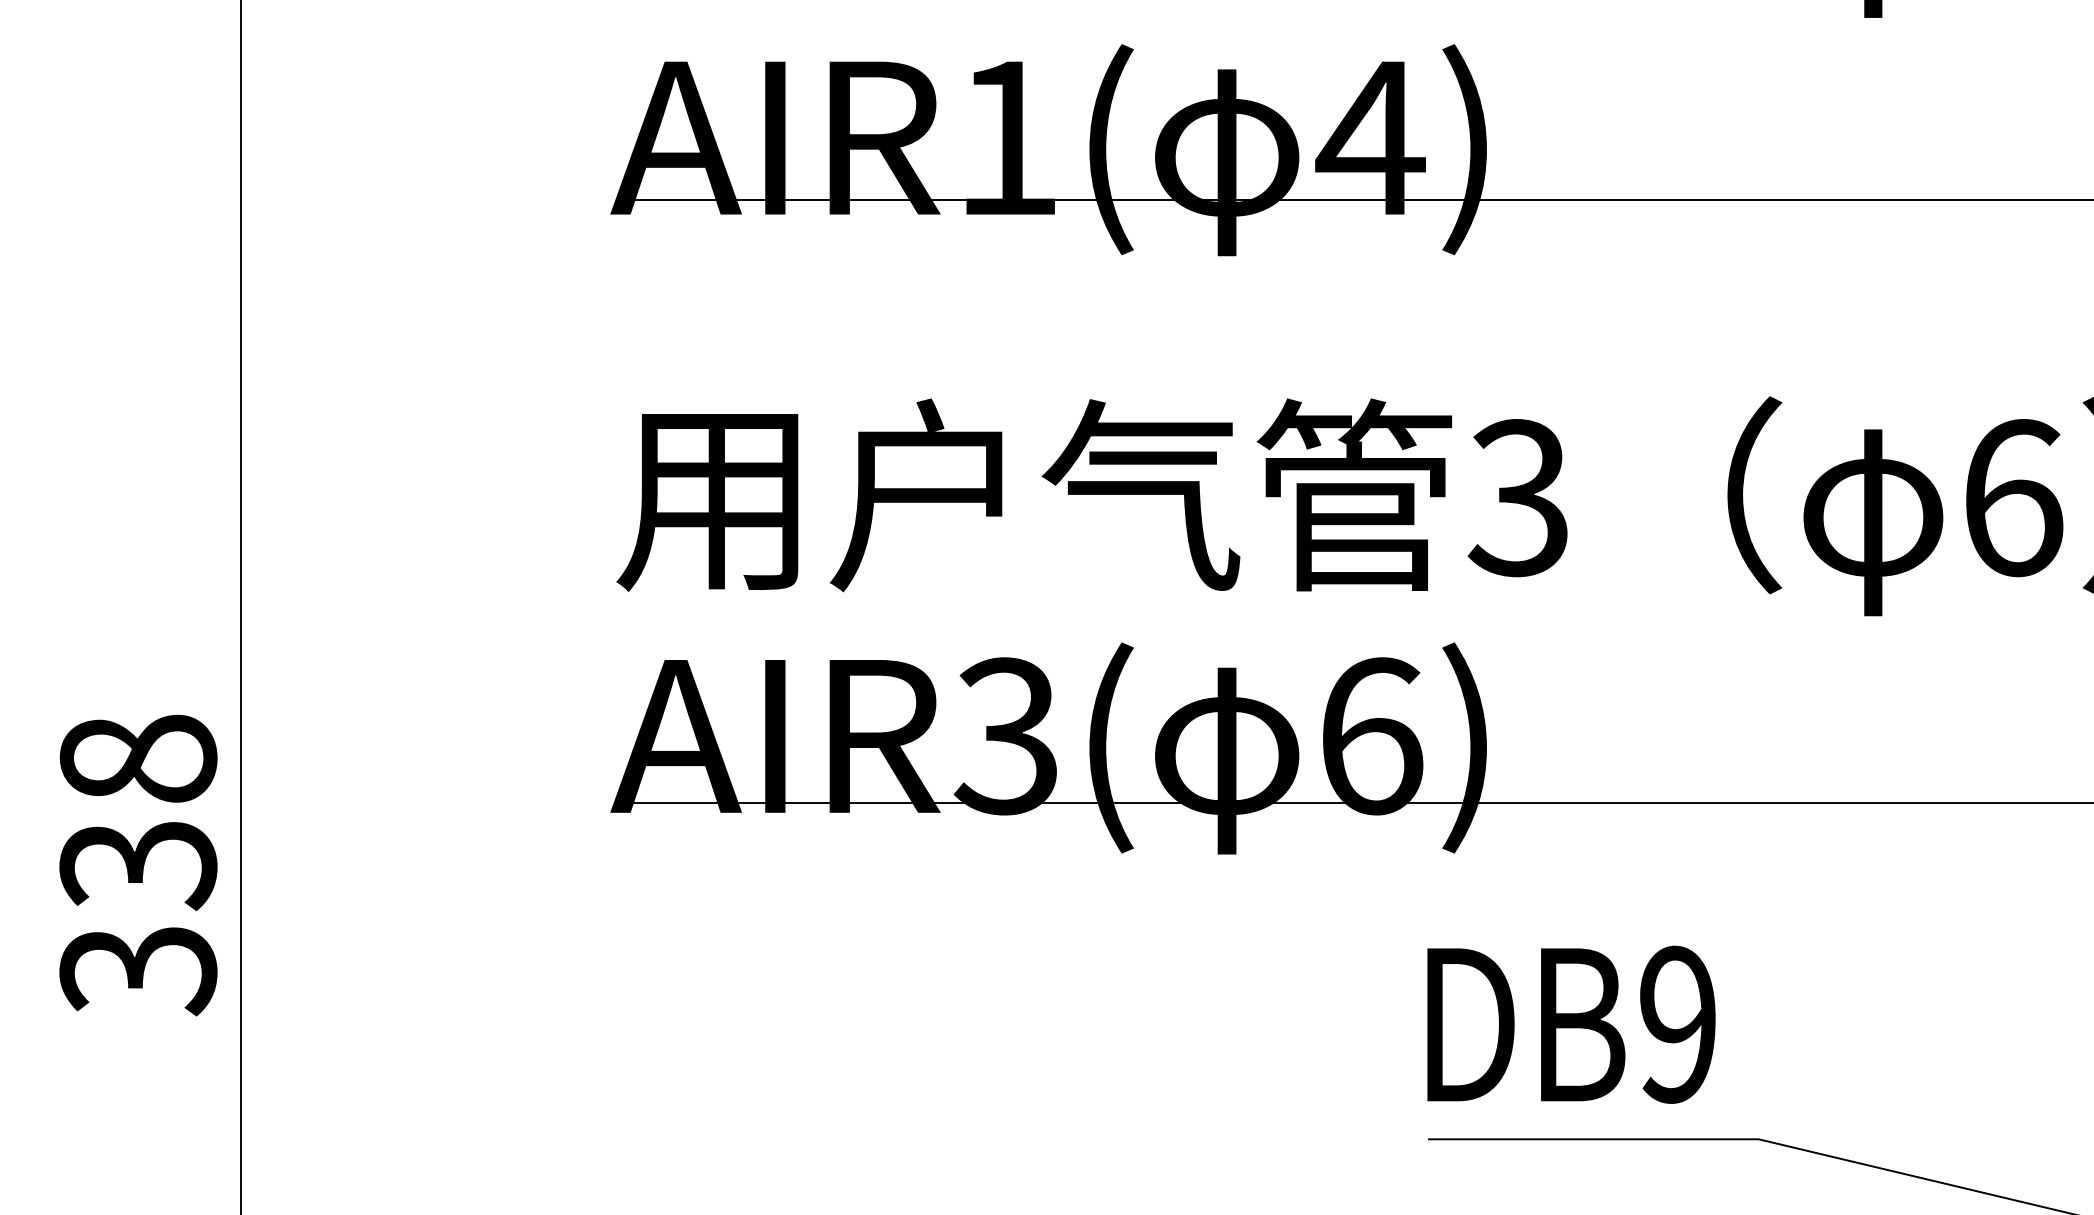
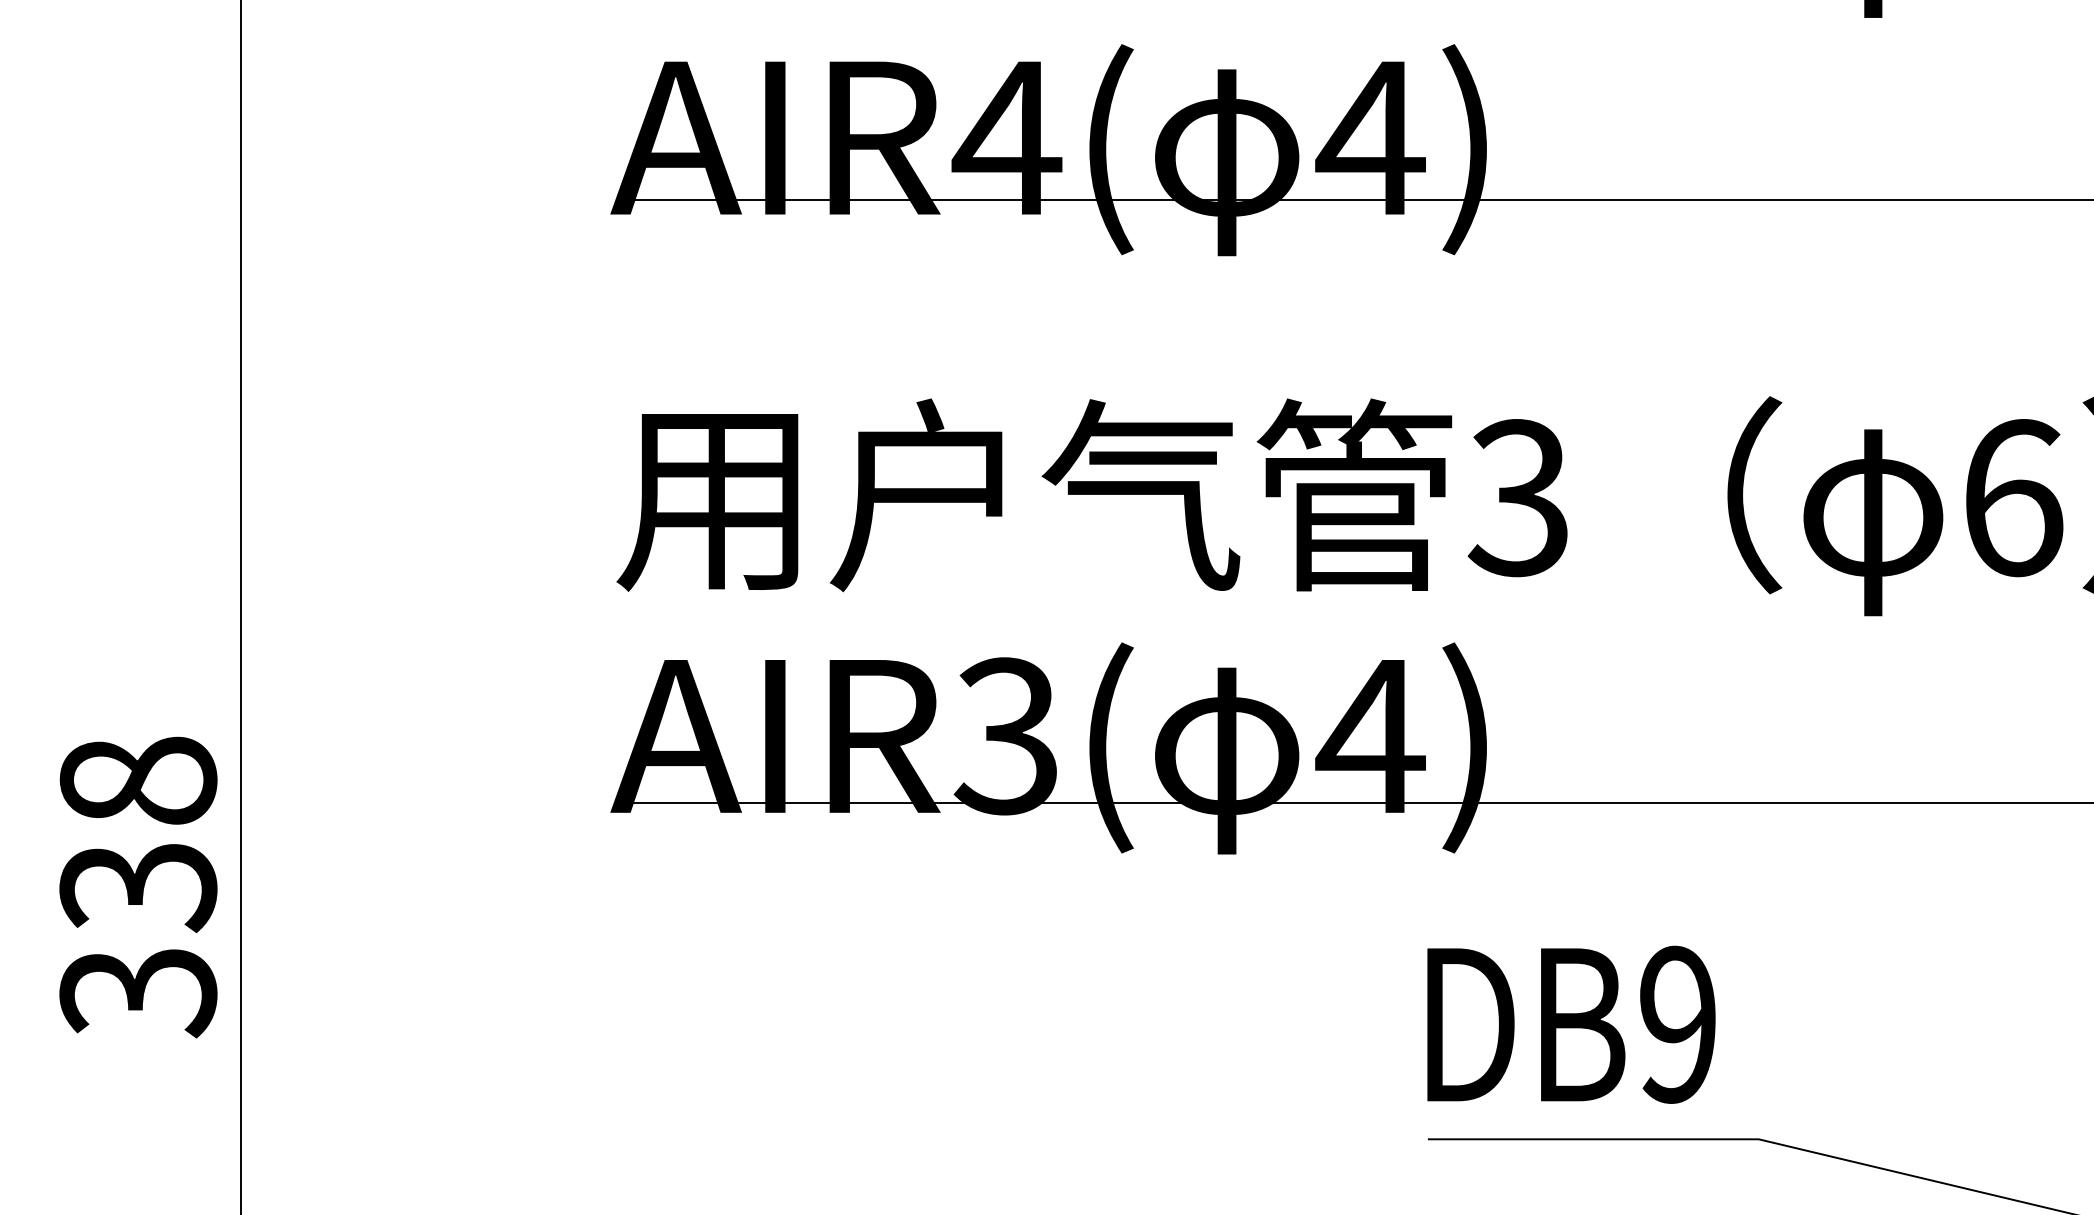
text: AIR1( -> AIR4( (1006, 137)
text: 6) -> 4) (1370, 736)
text position: (138, 865) -> (138, 887) (138, 887)
